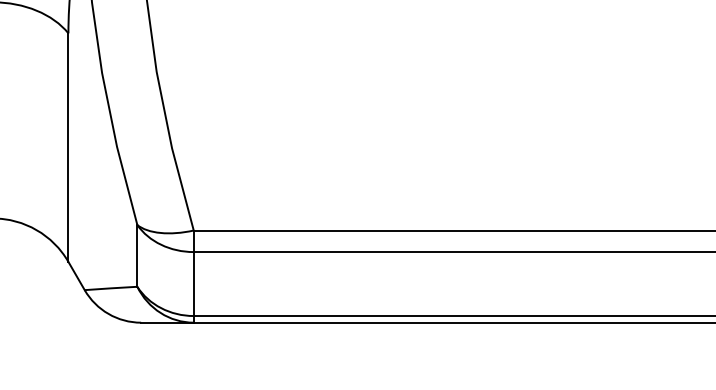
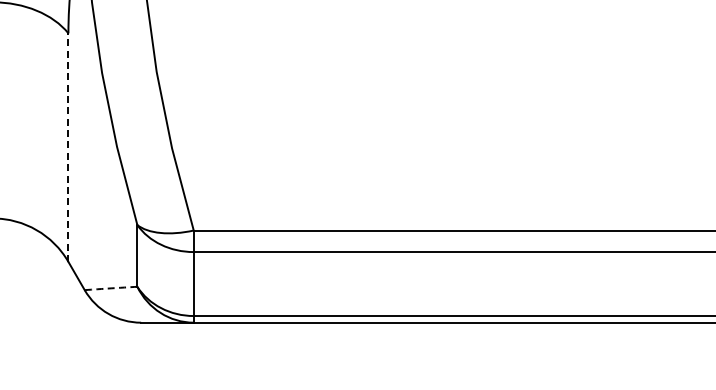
line: solid -> dashed (68, 147)
arc: solid -> dashed (111, 288)
